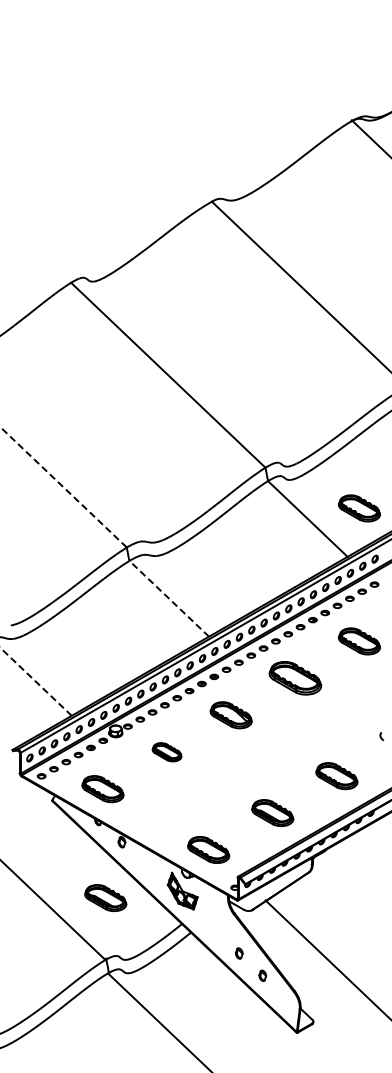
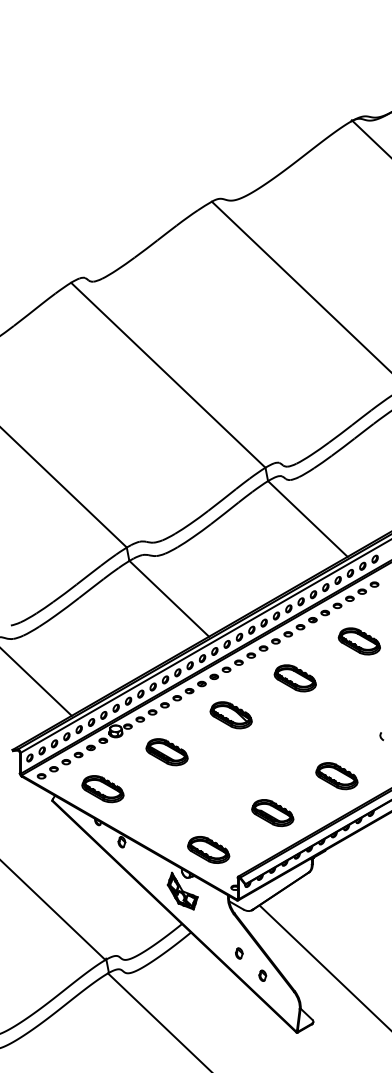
line: dashed -> solid (63, 486)
part: present -> none (358, 508)
line: dashed -> solid (168, 598)
part size: 55x35 px -> 44x29 px (294, 678)
line: dashed -> solid (35, 681)
part size: 32x21 px -> 44x29 px (166, 752)
part: present -> none (105, 898)
line position: (326, 958) -> (324, 967) (324, 967)
